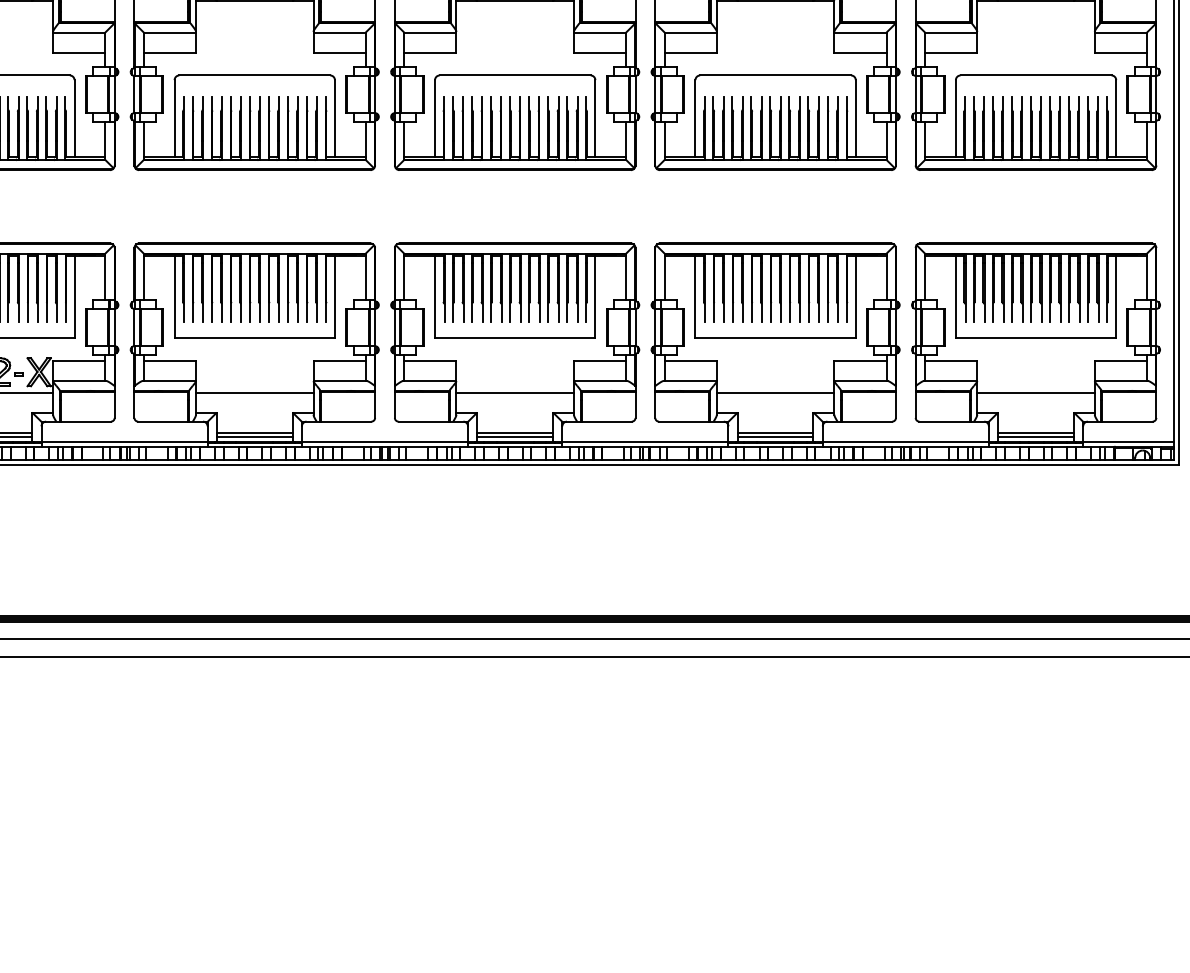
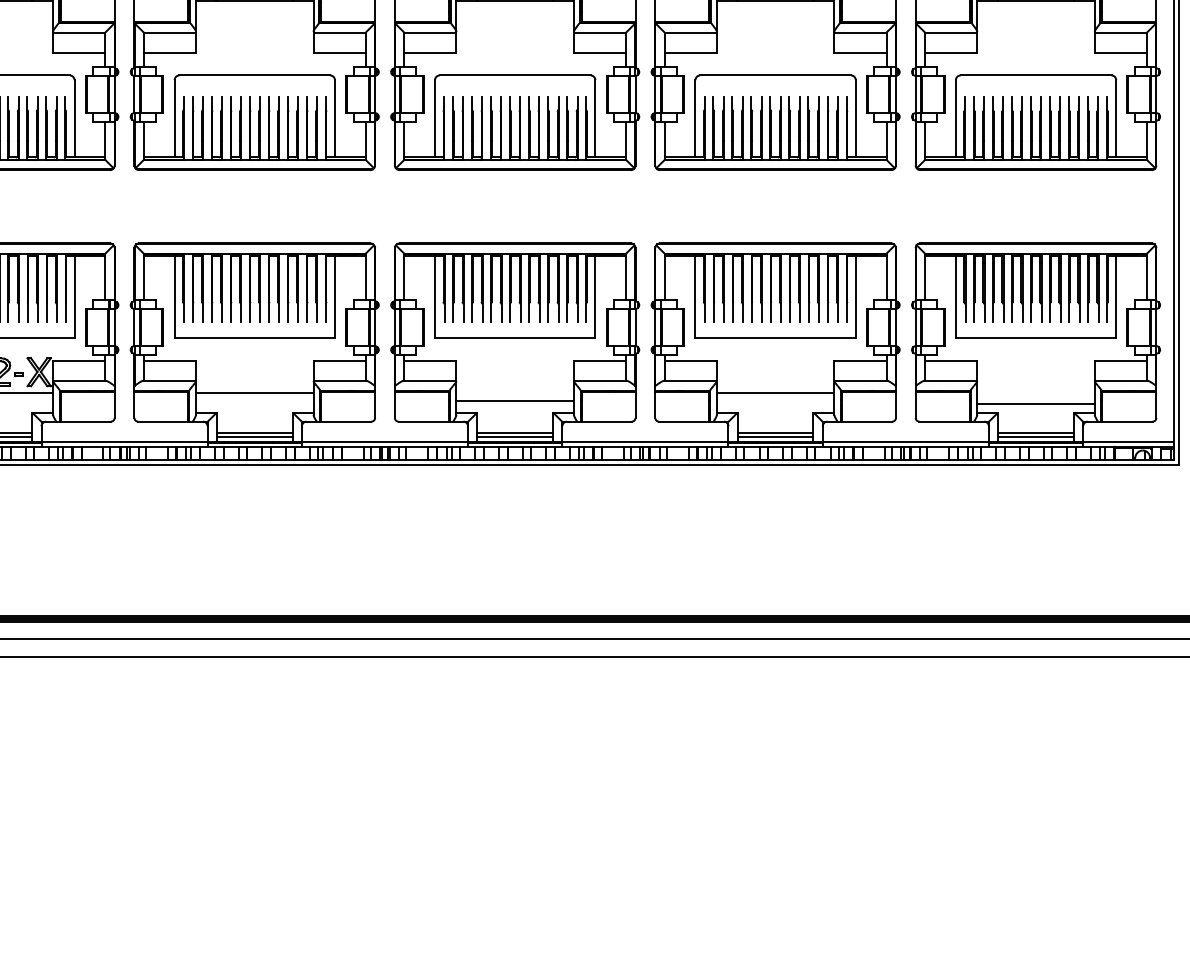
line position: (514, 392) -> (514, 400) (514, 400)
line position: (1035, 392) -> (1035, 403) (1035, 403)
